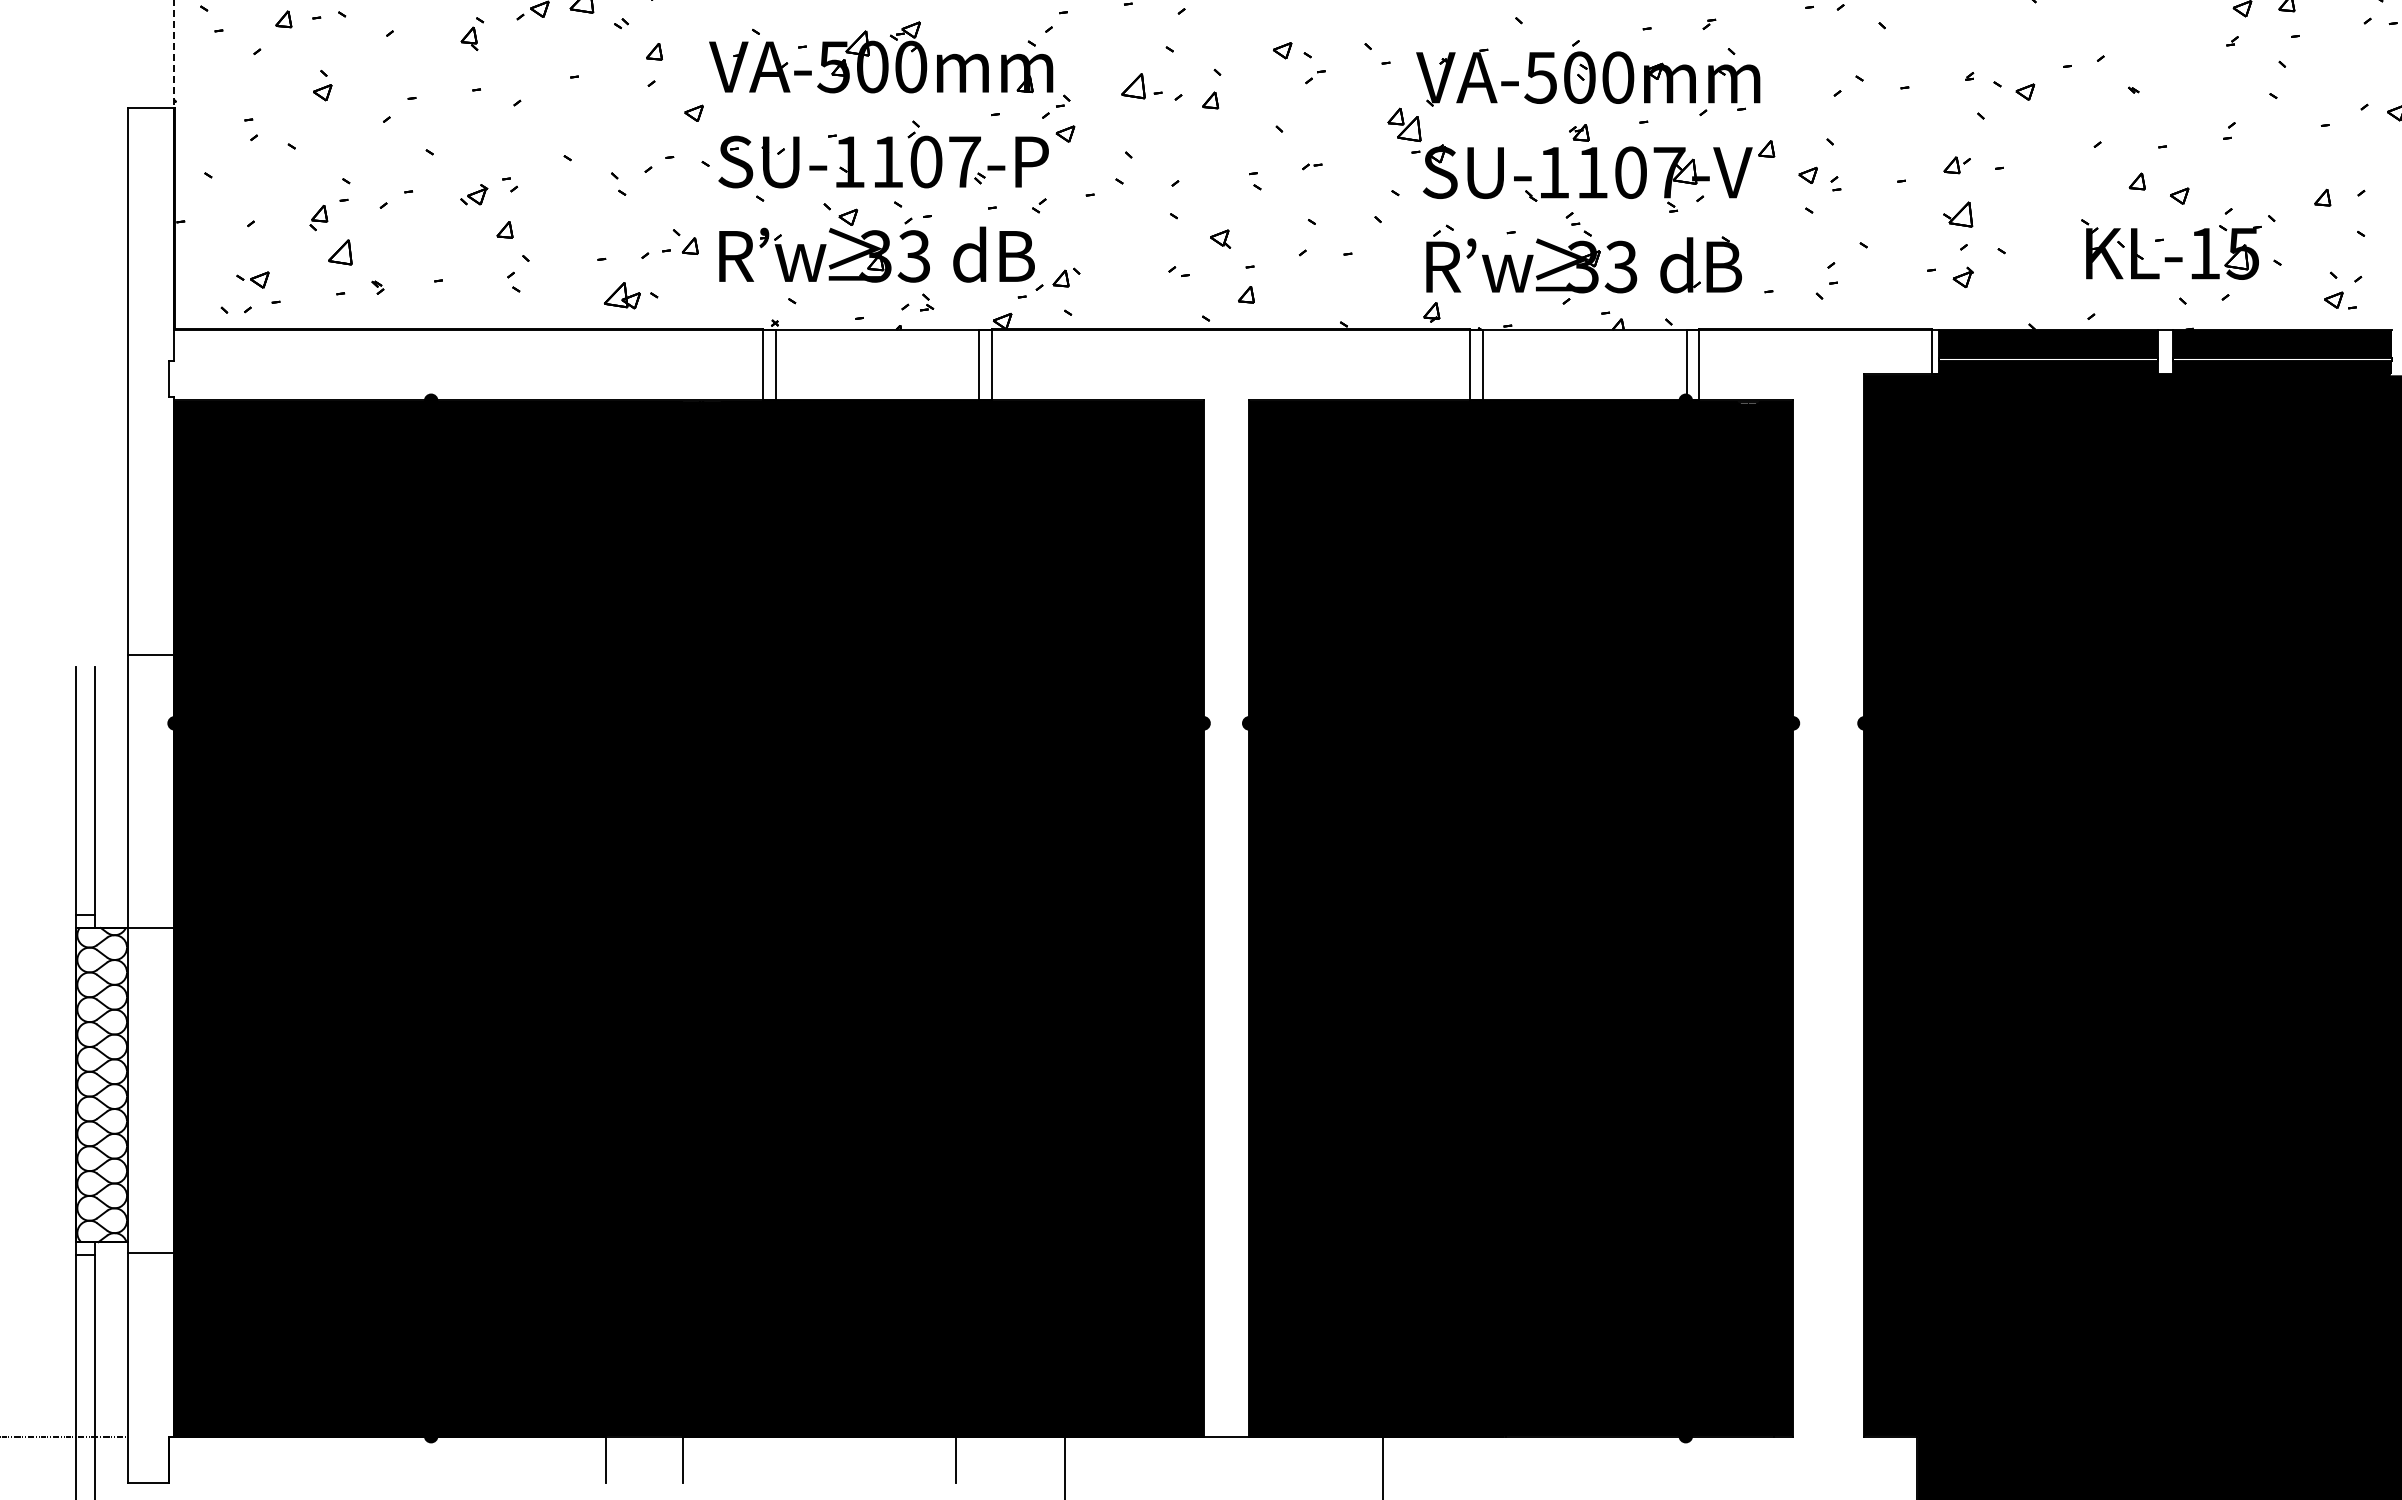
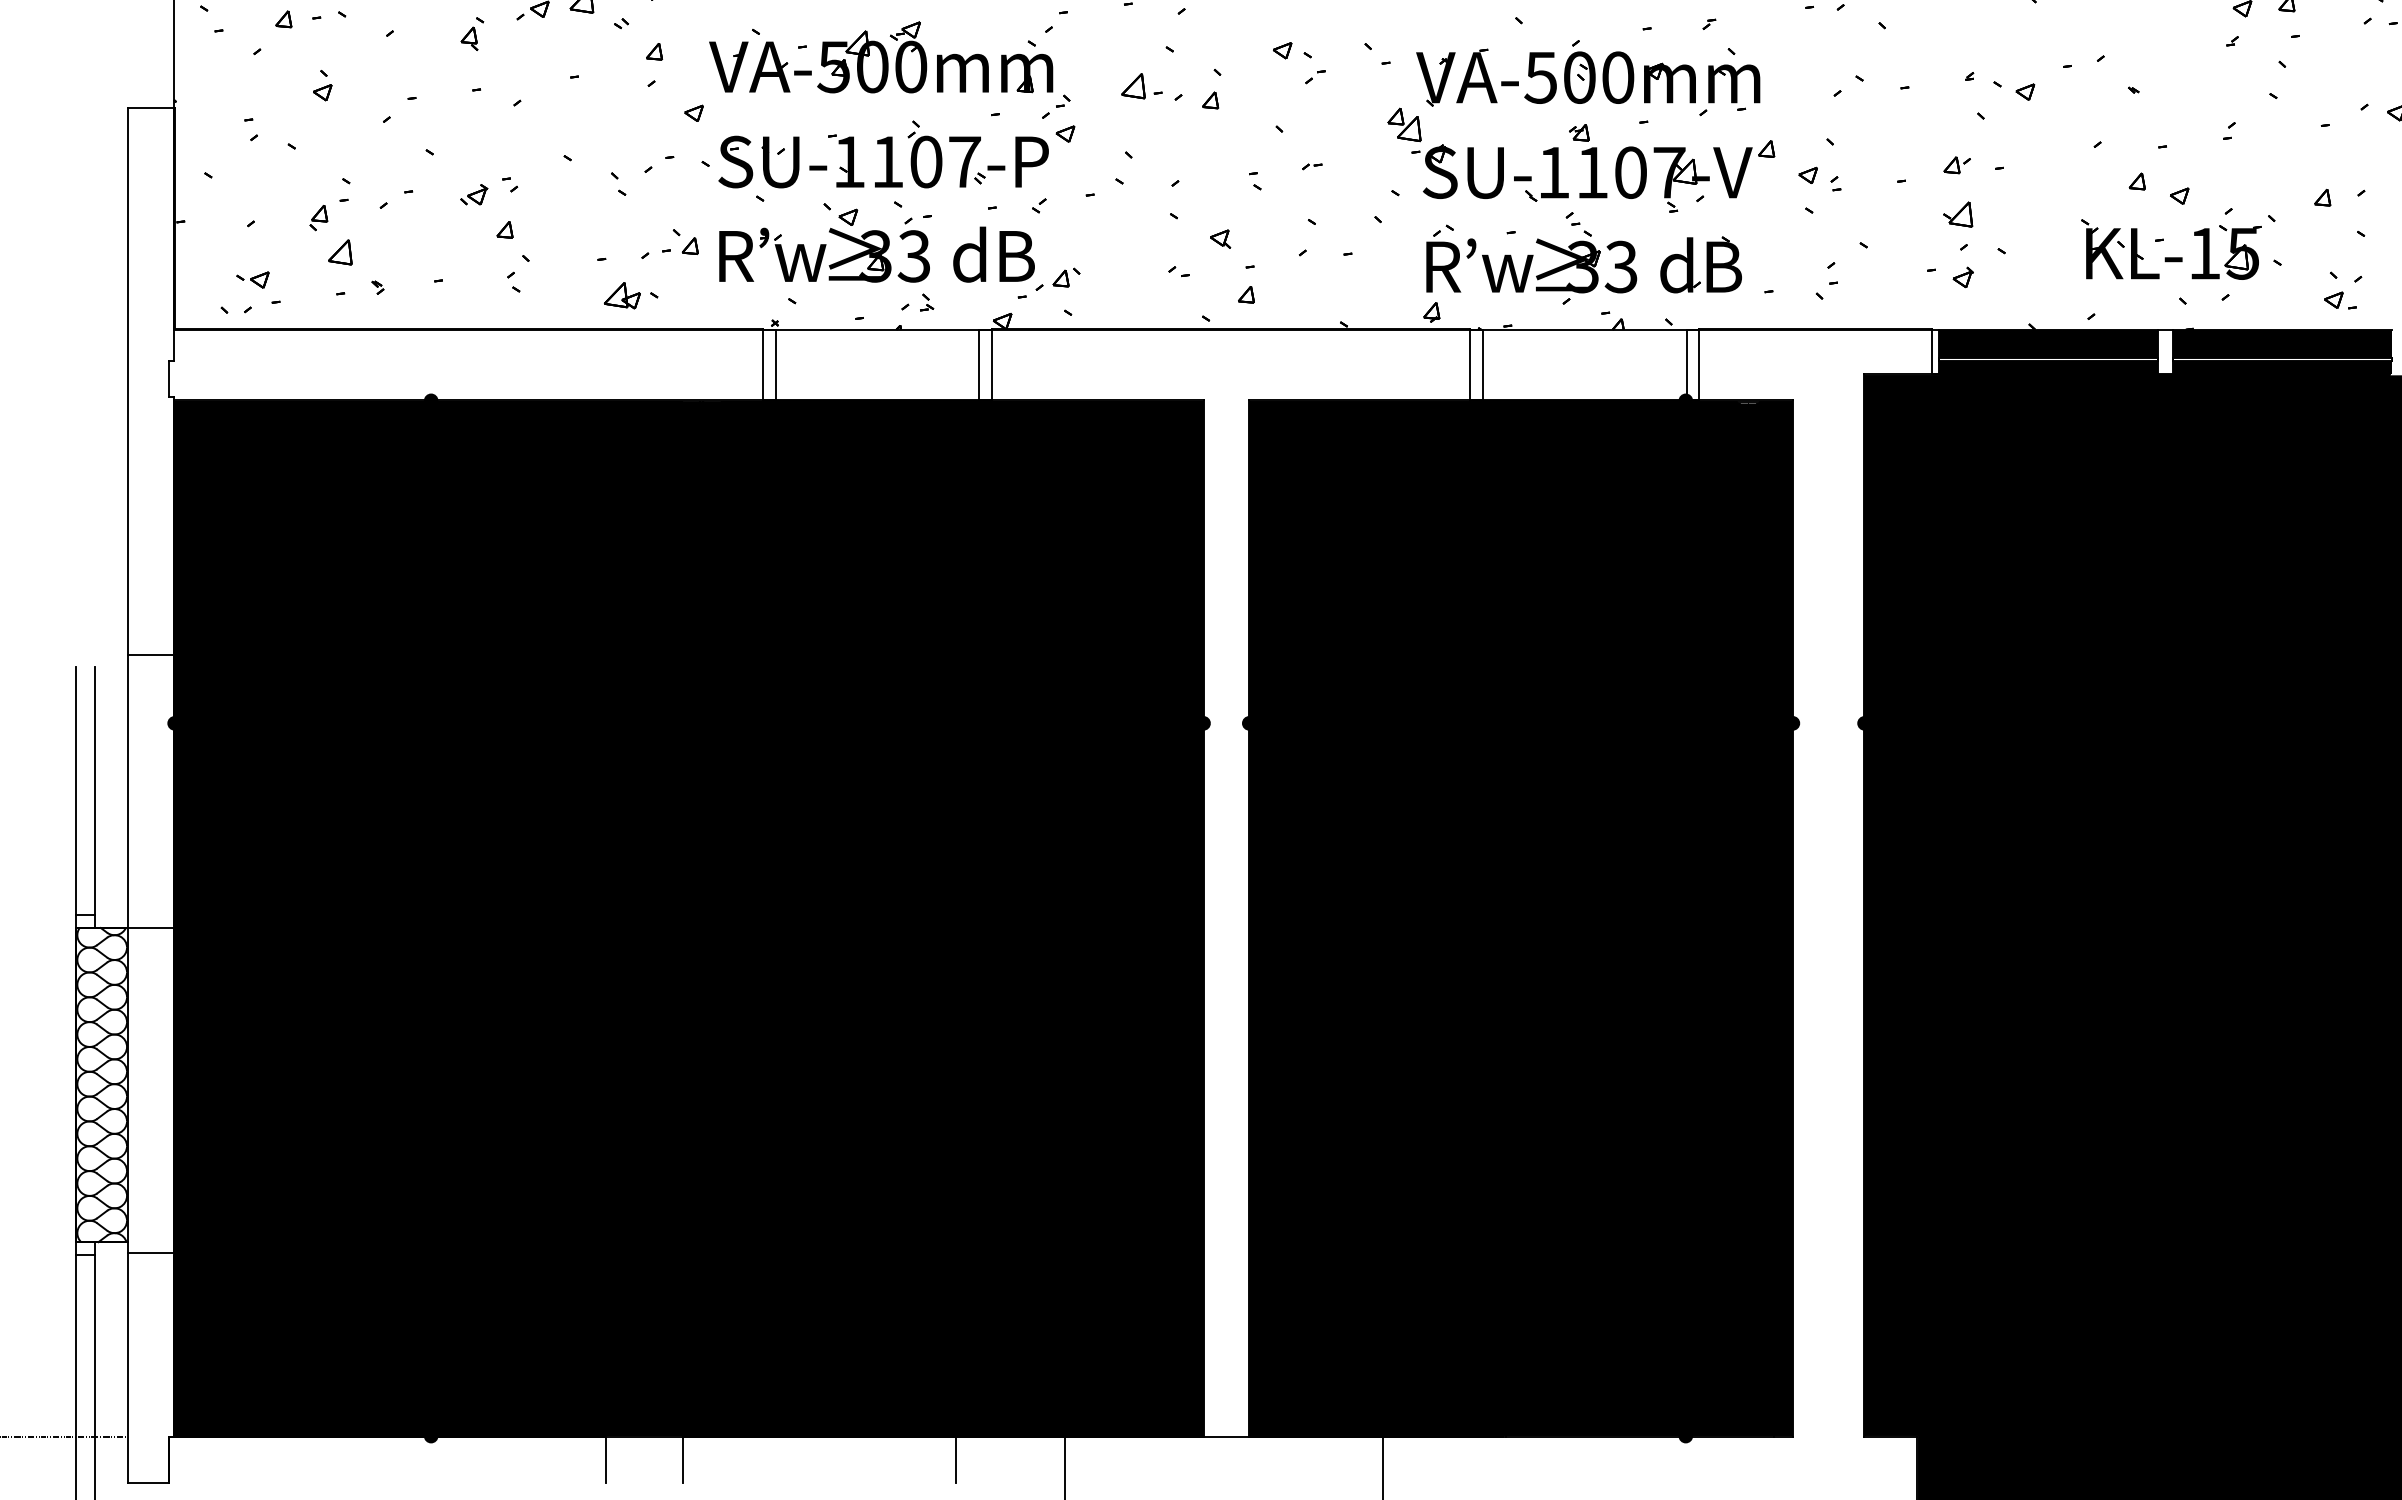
line: dashed -> solid (174, 54)
